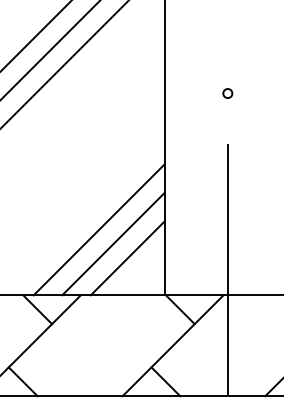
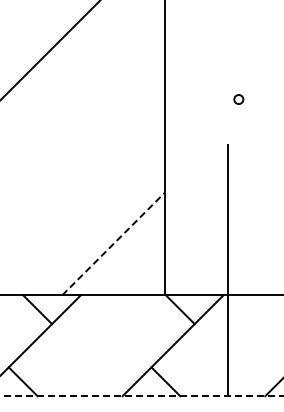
line: present -> none (35, 35)
line: present -> none (64, 64)
circle position: (227, 93) -> (238, 99) (238, 99)
line: present -> none (98, 229)
line: solid -> dashed (113, 243)
line: present -> none (127, 258)
line: solid -> dashed (141, 396)
